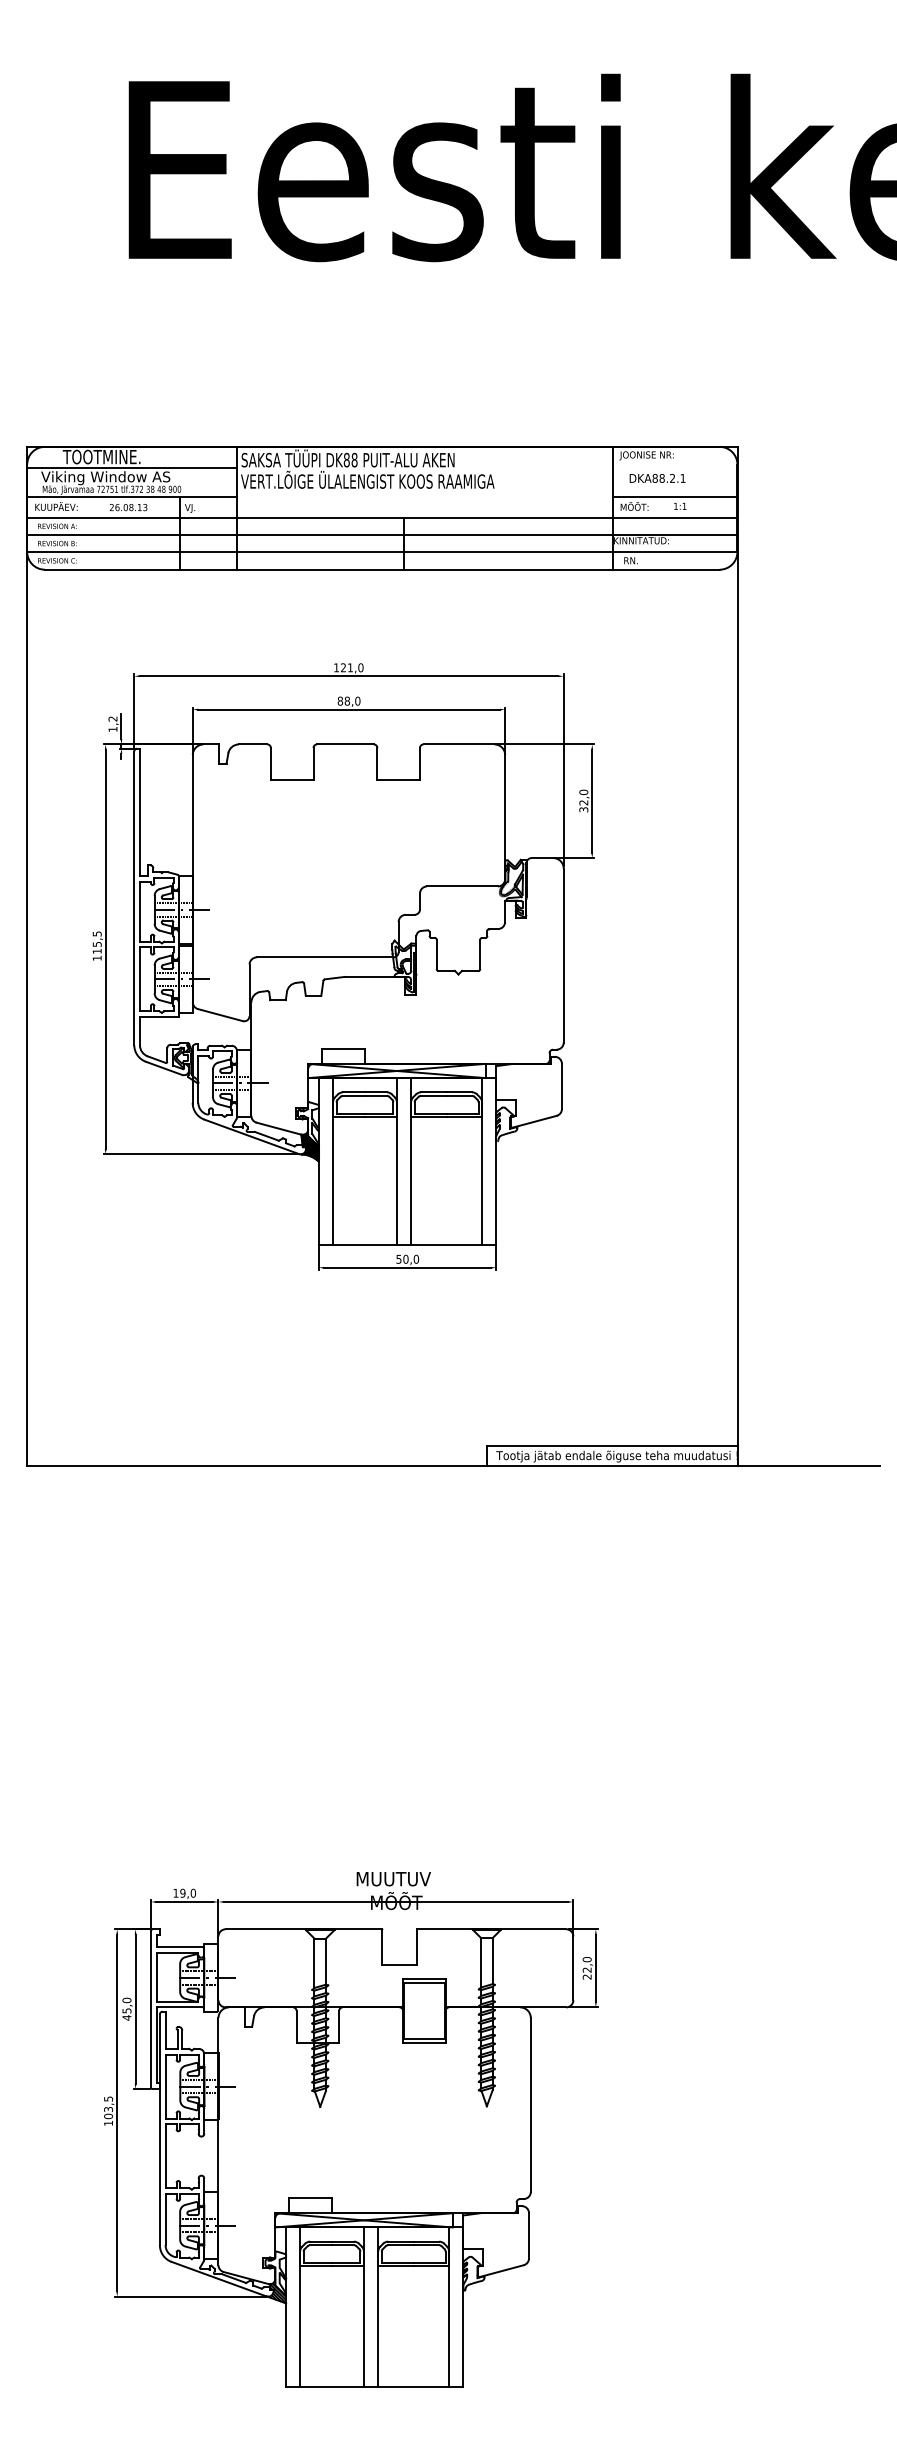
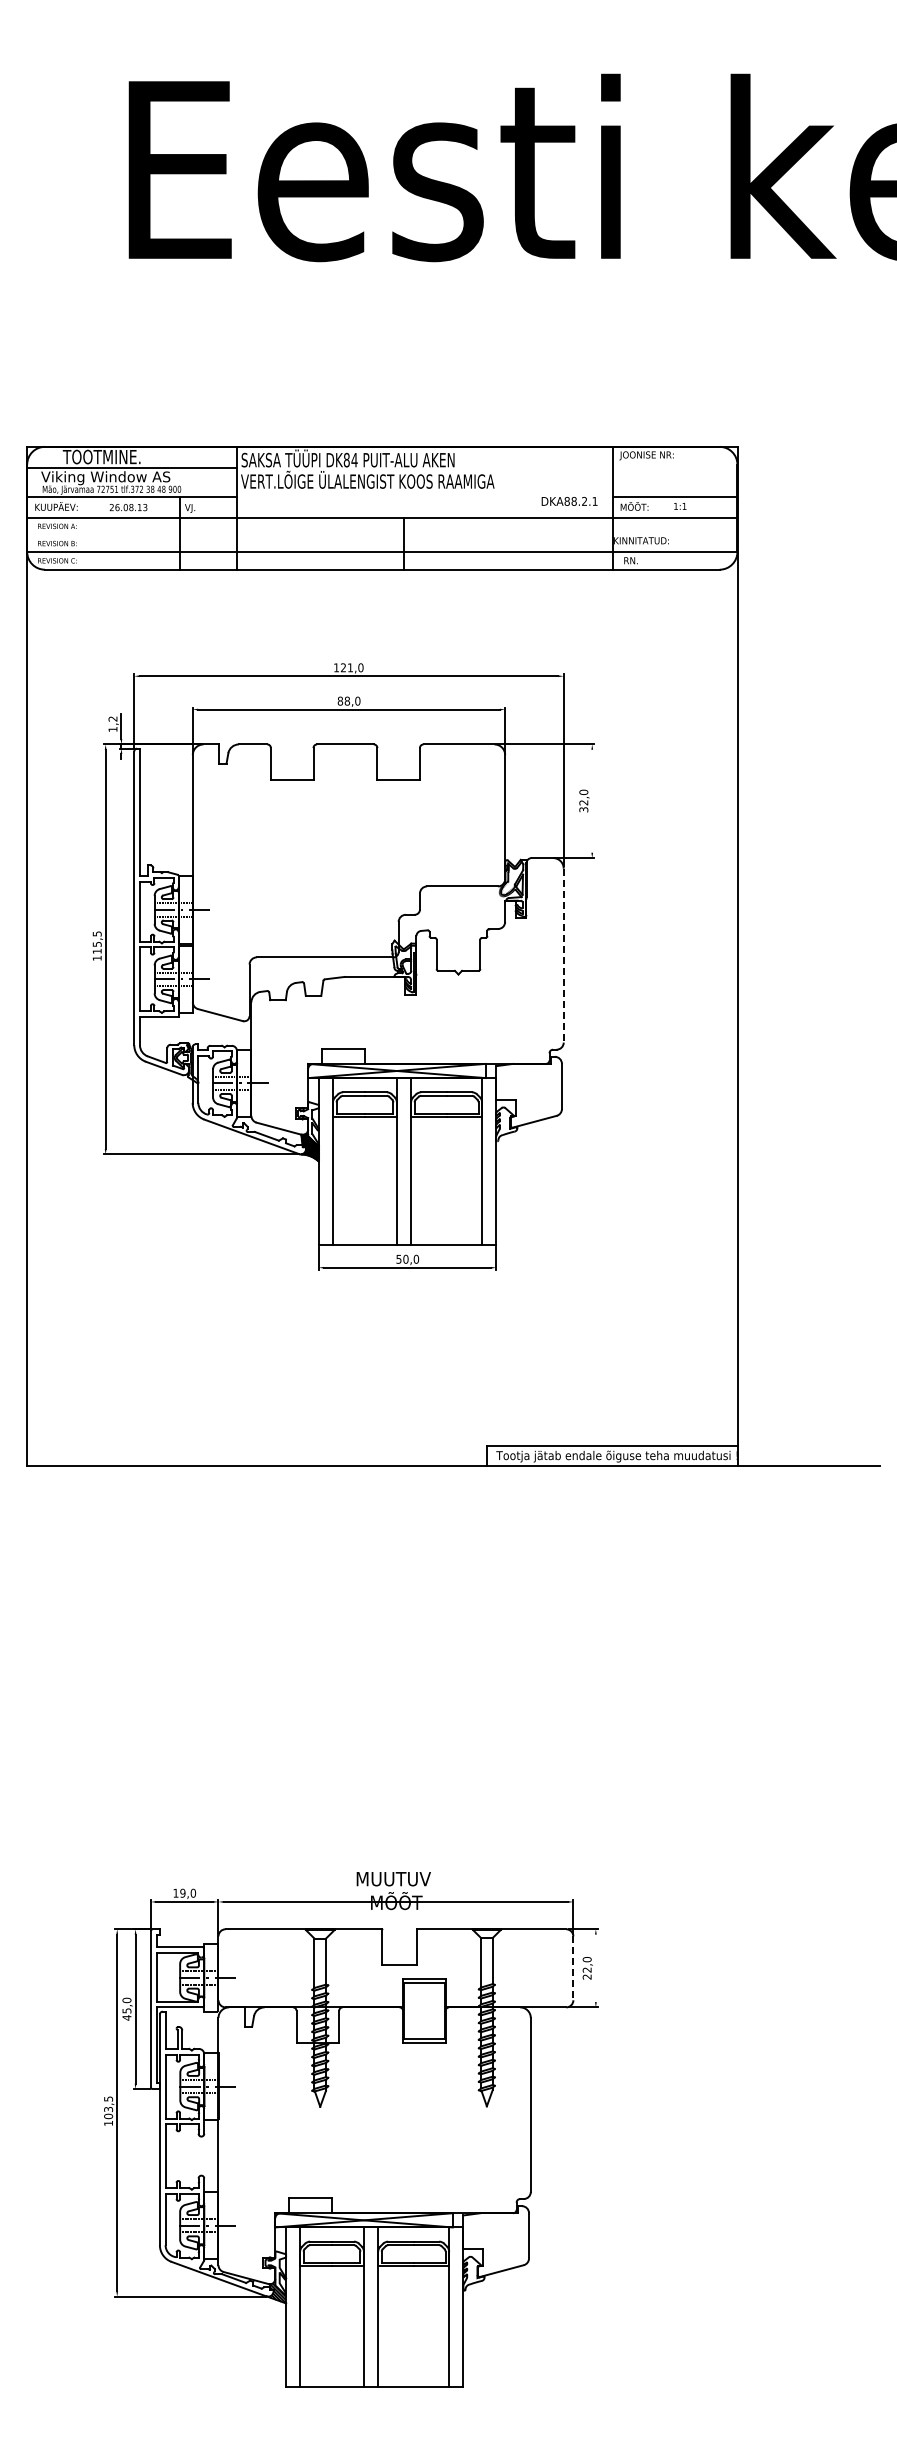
text: DK88 -> DK84 (354, 459)
text position: (657, 478) -> (569, 501) (569, 501)
line: present -> none (382, 535)
line: present -> none (592, 800)
line: solid -> dashed (563, 955)
line: solid -> dashed (573, 1968)
line: present -> none (595, 1968)
